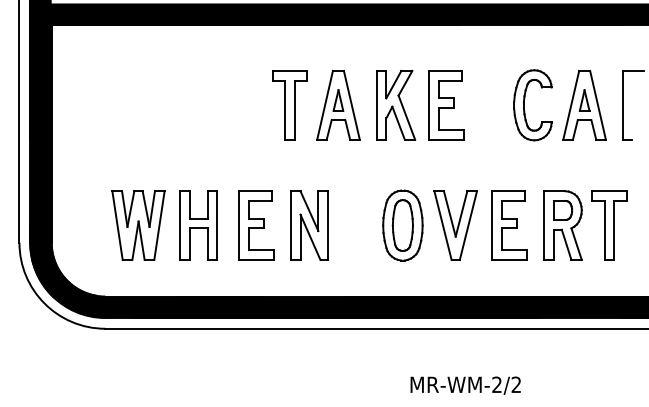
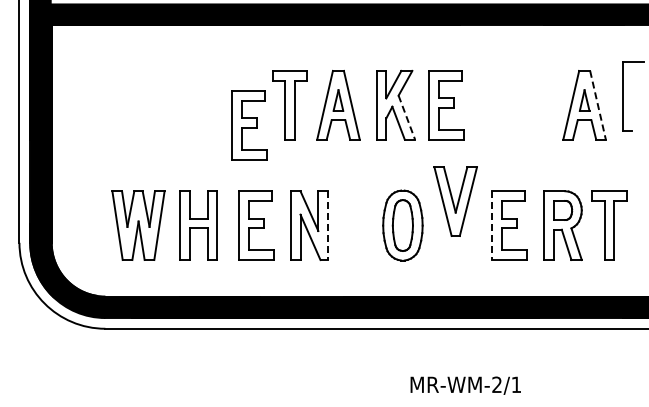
part: present -> none (524, 105)
line: solid -> dashed (598, 105)
part position: (623, 105) -> (623, 96) (623, 96)
line: solid -> dashed (406, 117)
part: none -> present (249, 125)
part position: (455, 225) -> (455, 201) (455, 201)
line: solid -> dashed (328, 226)
line: solid -> dashed (492, 226)
text: MR-WM-2/2 -> MR-WM-2/1 (515, 384)
